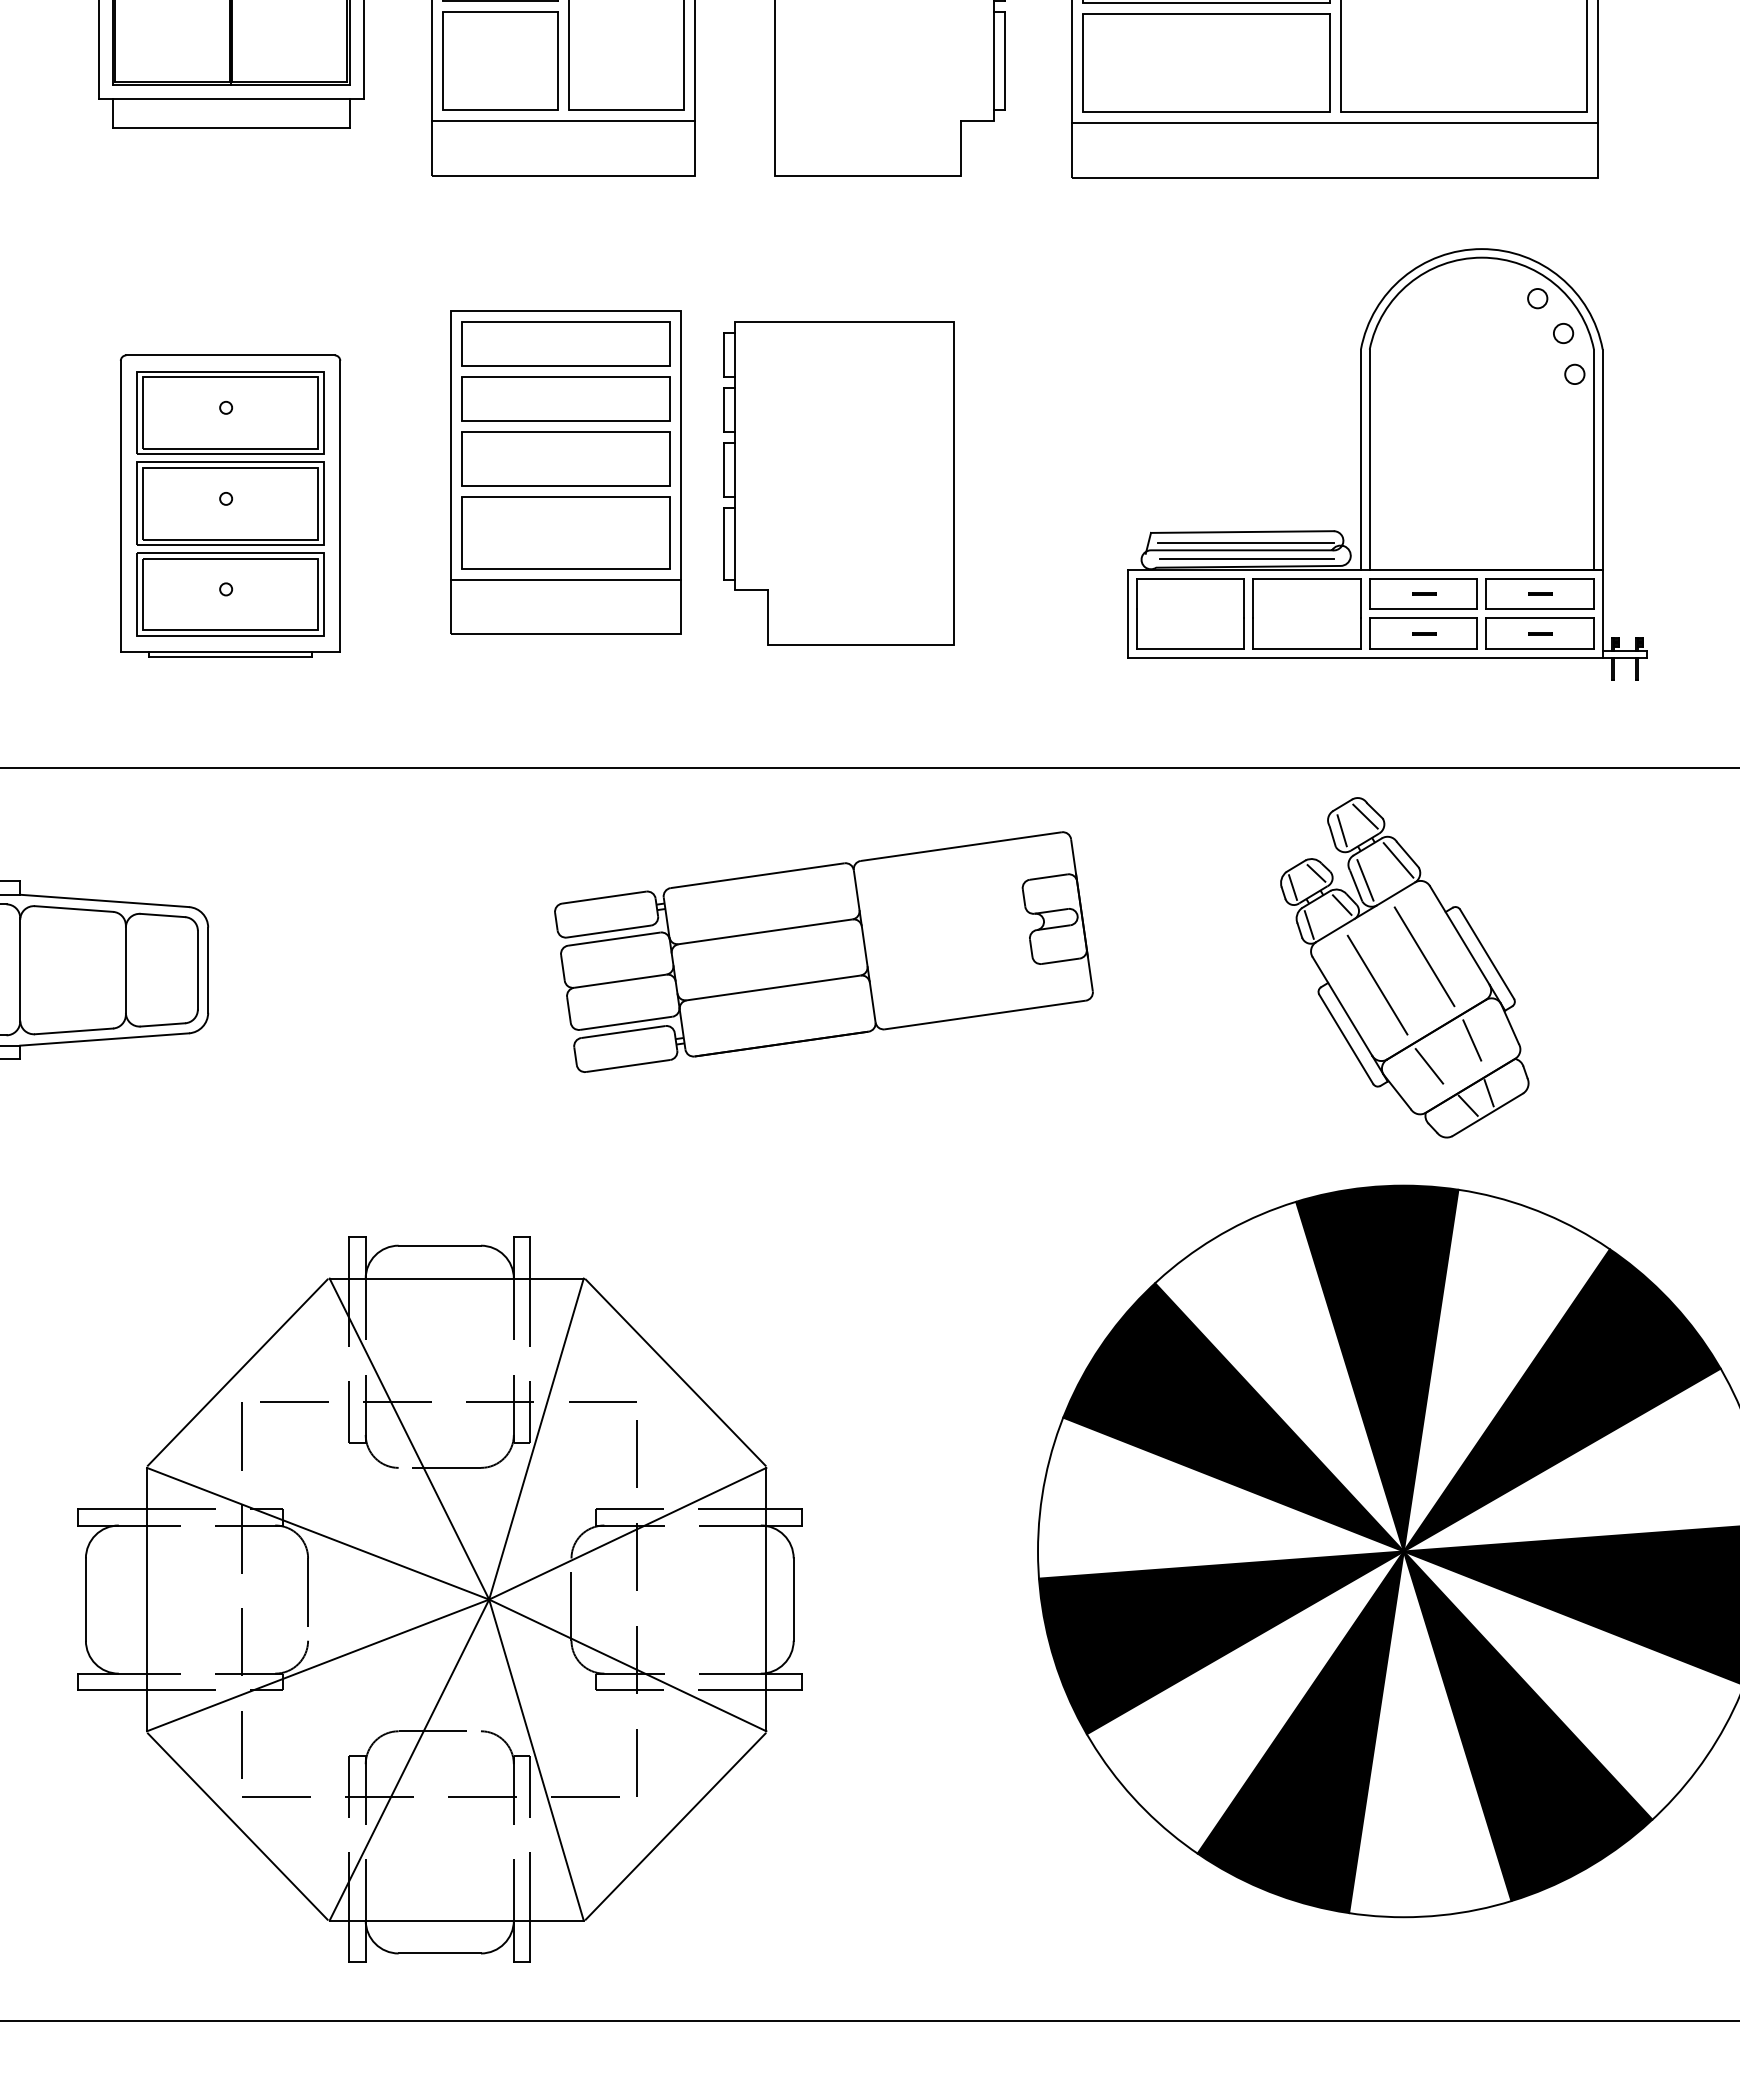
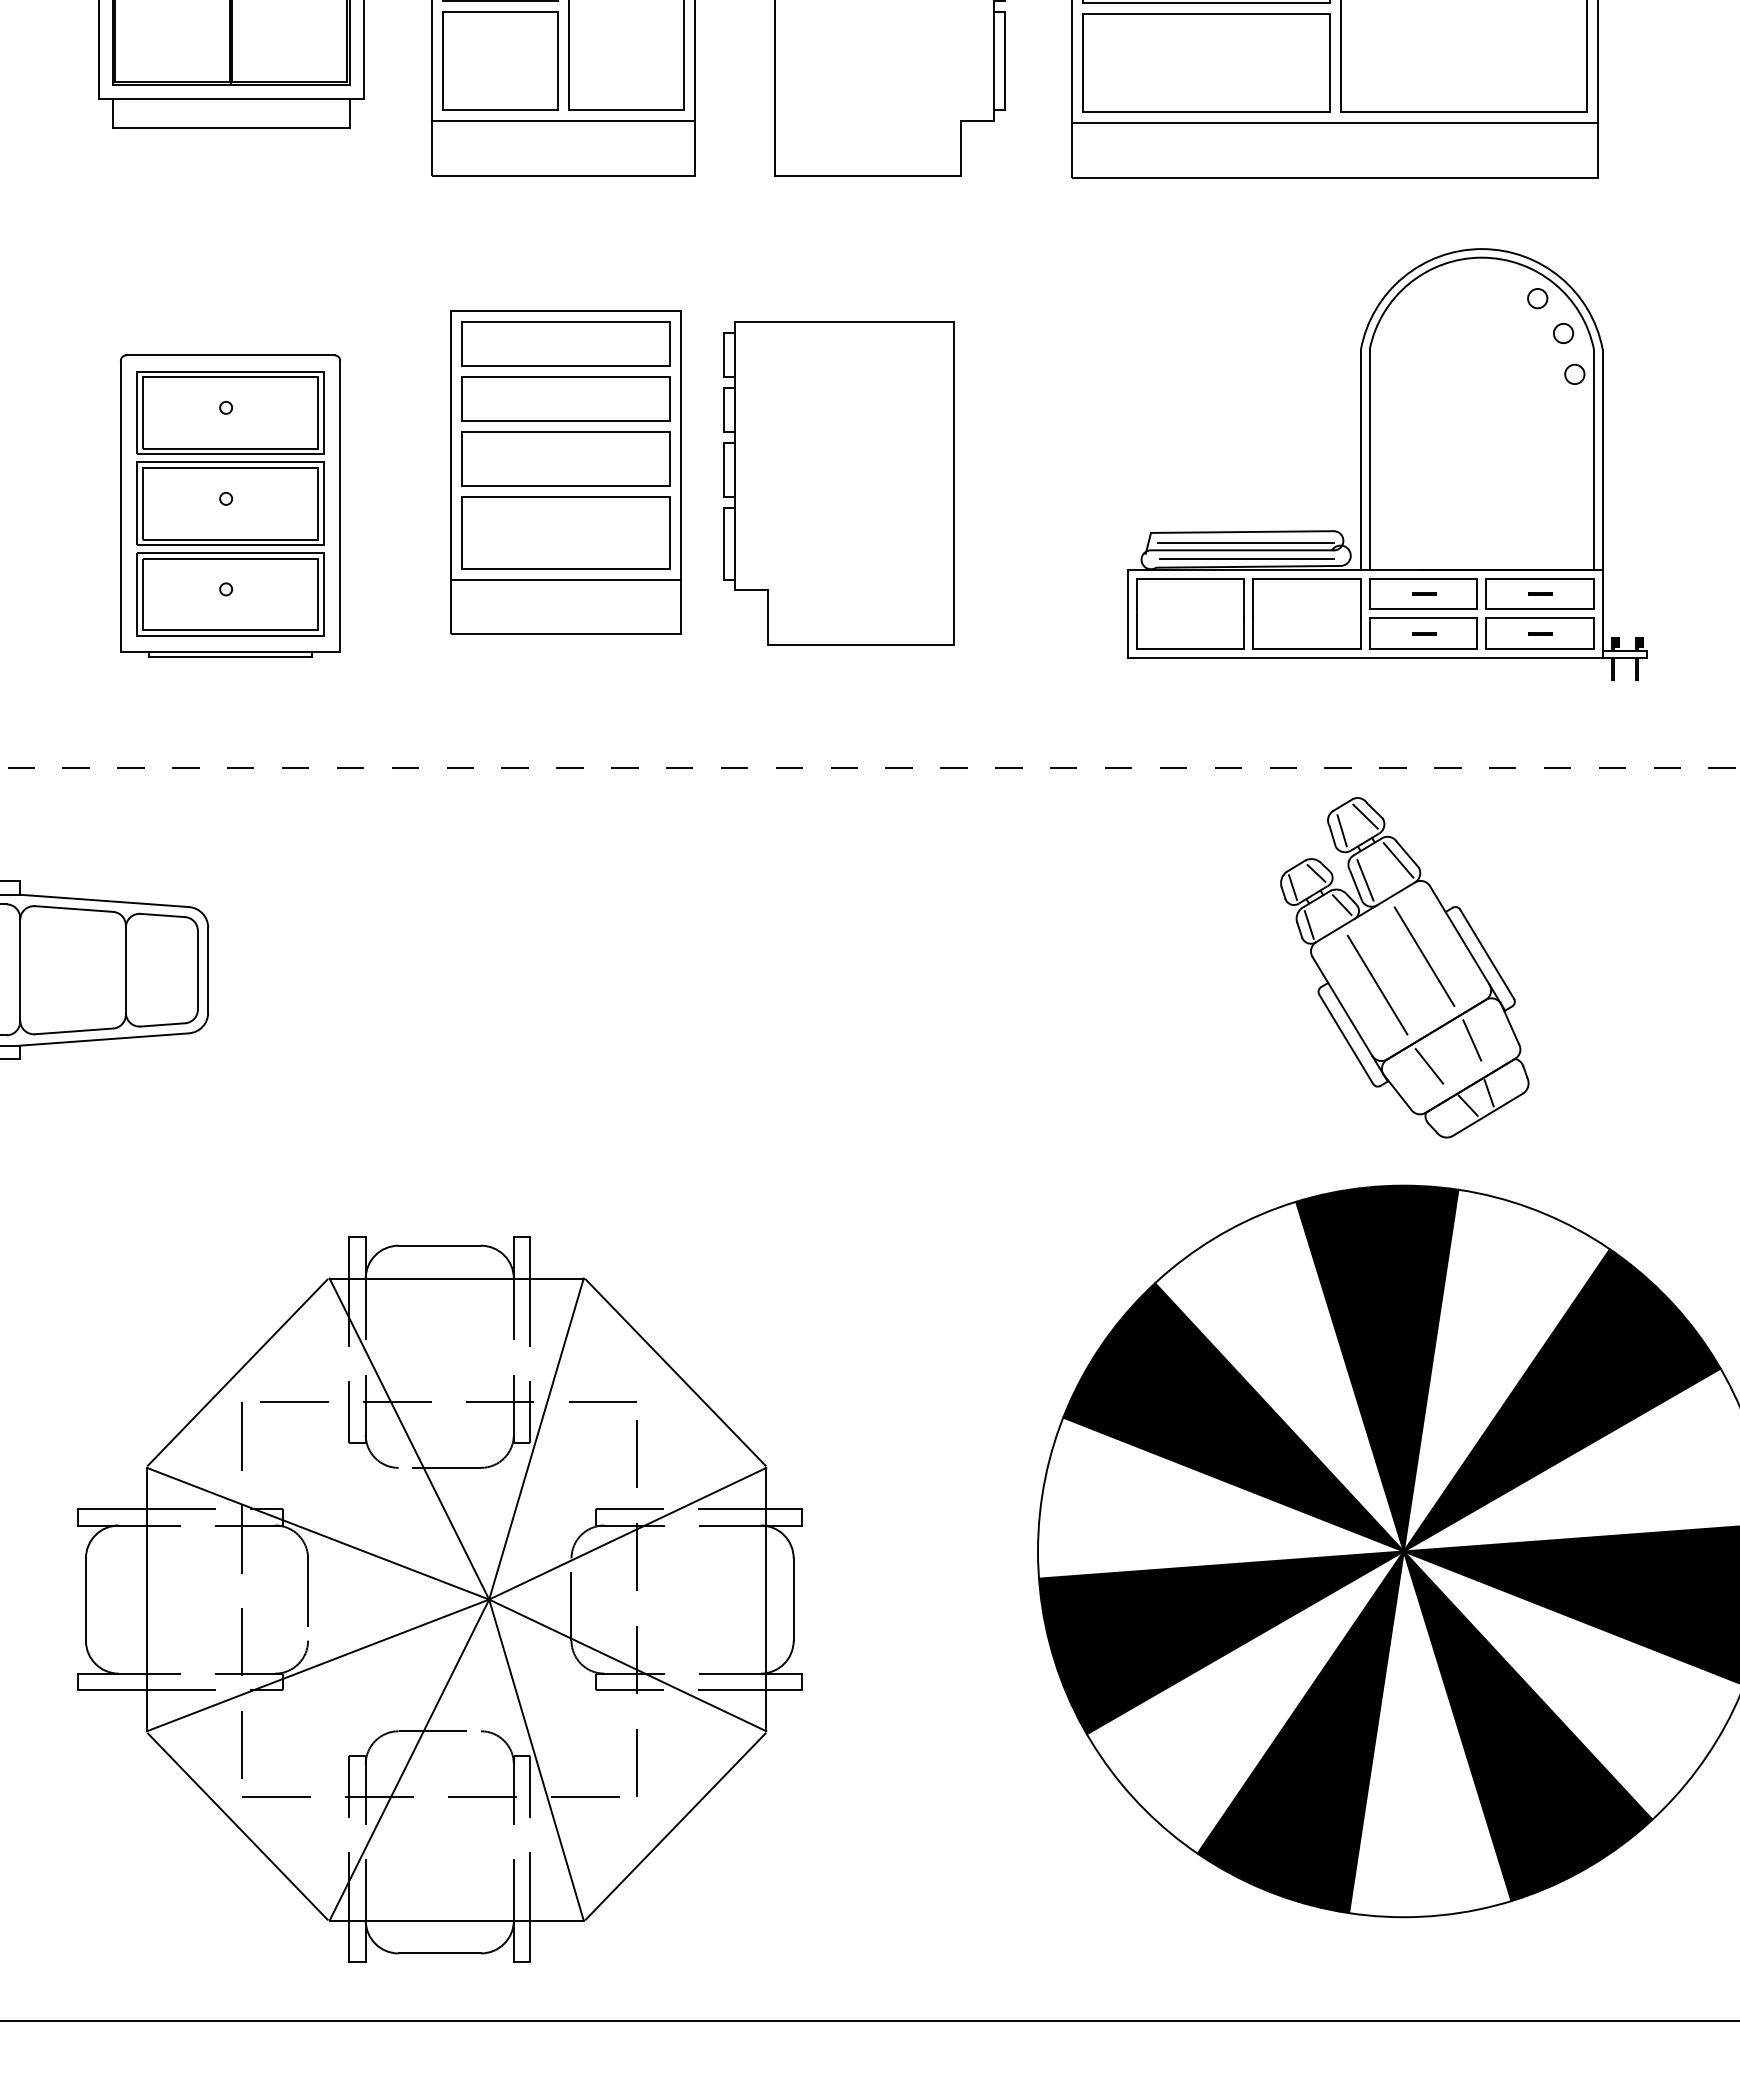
line: solid -> dashed (868, 767)
part: present -> none (823, 951)
